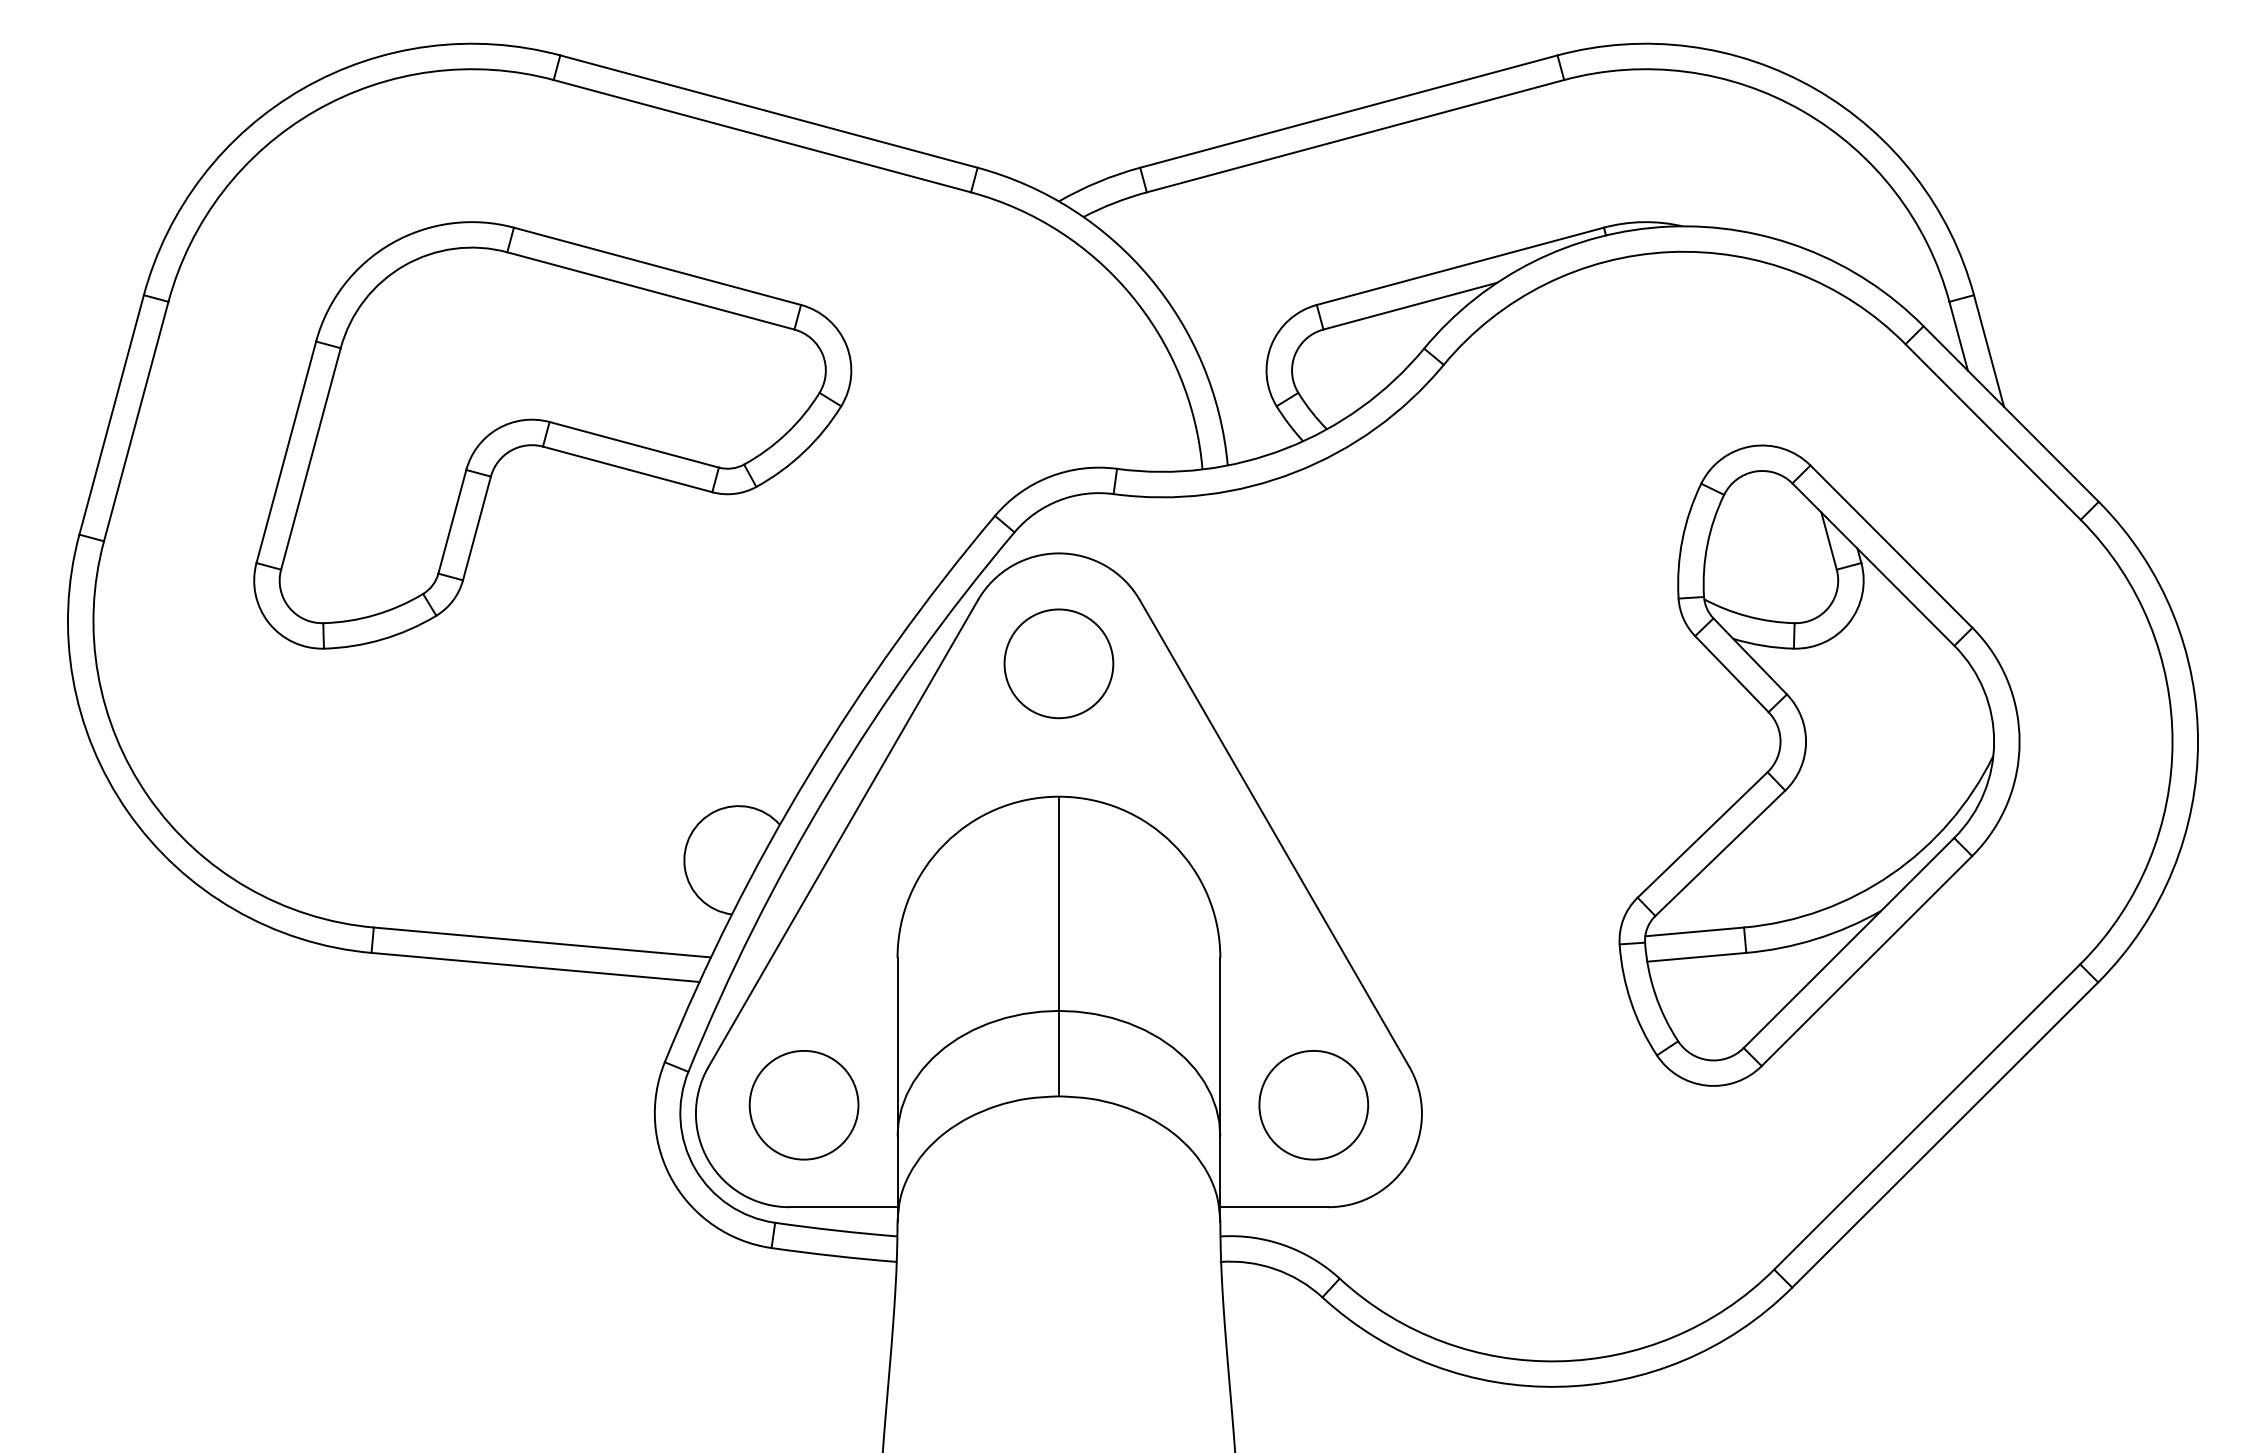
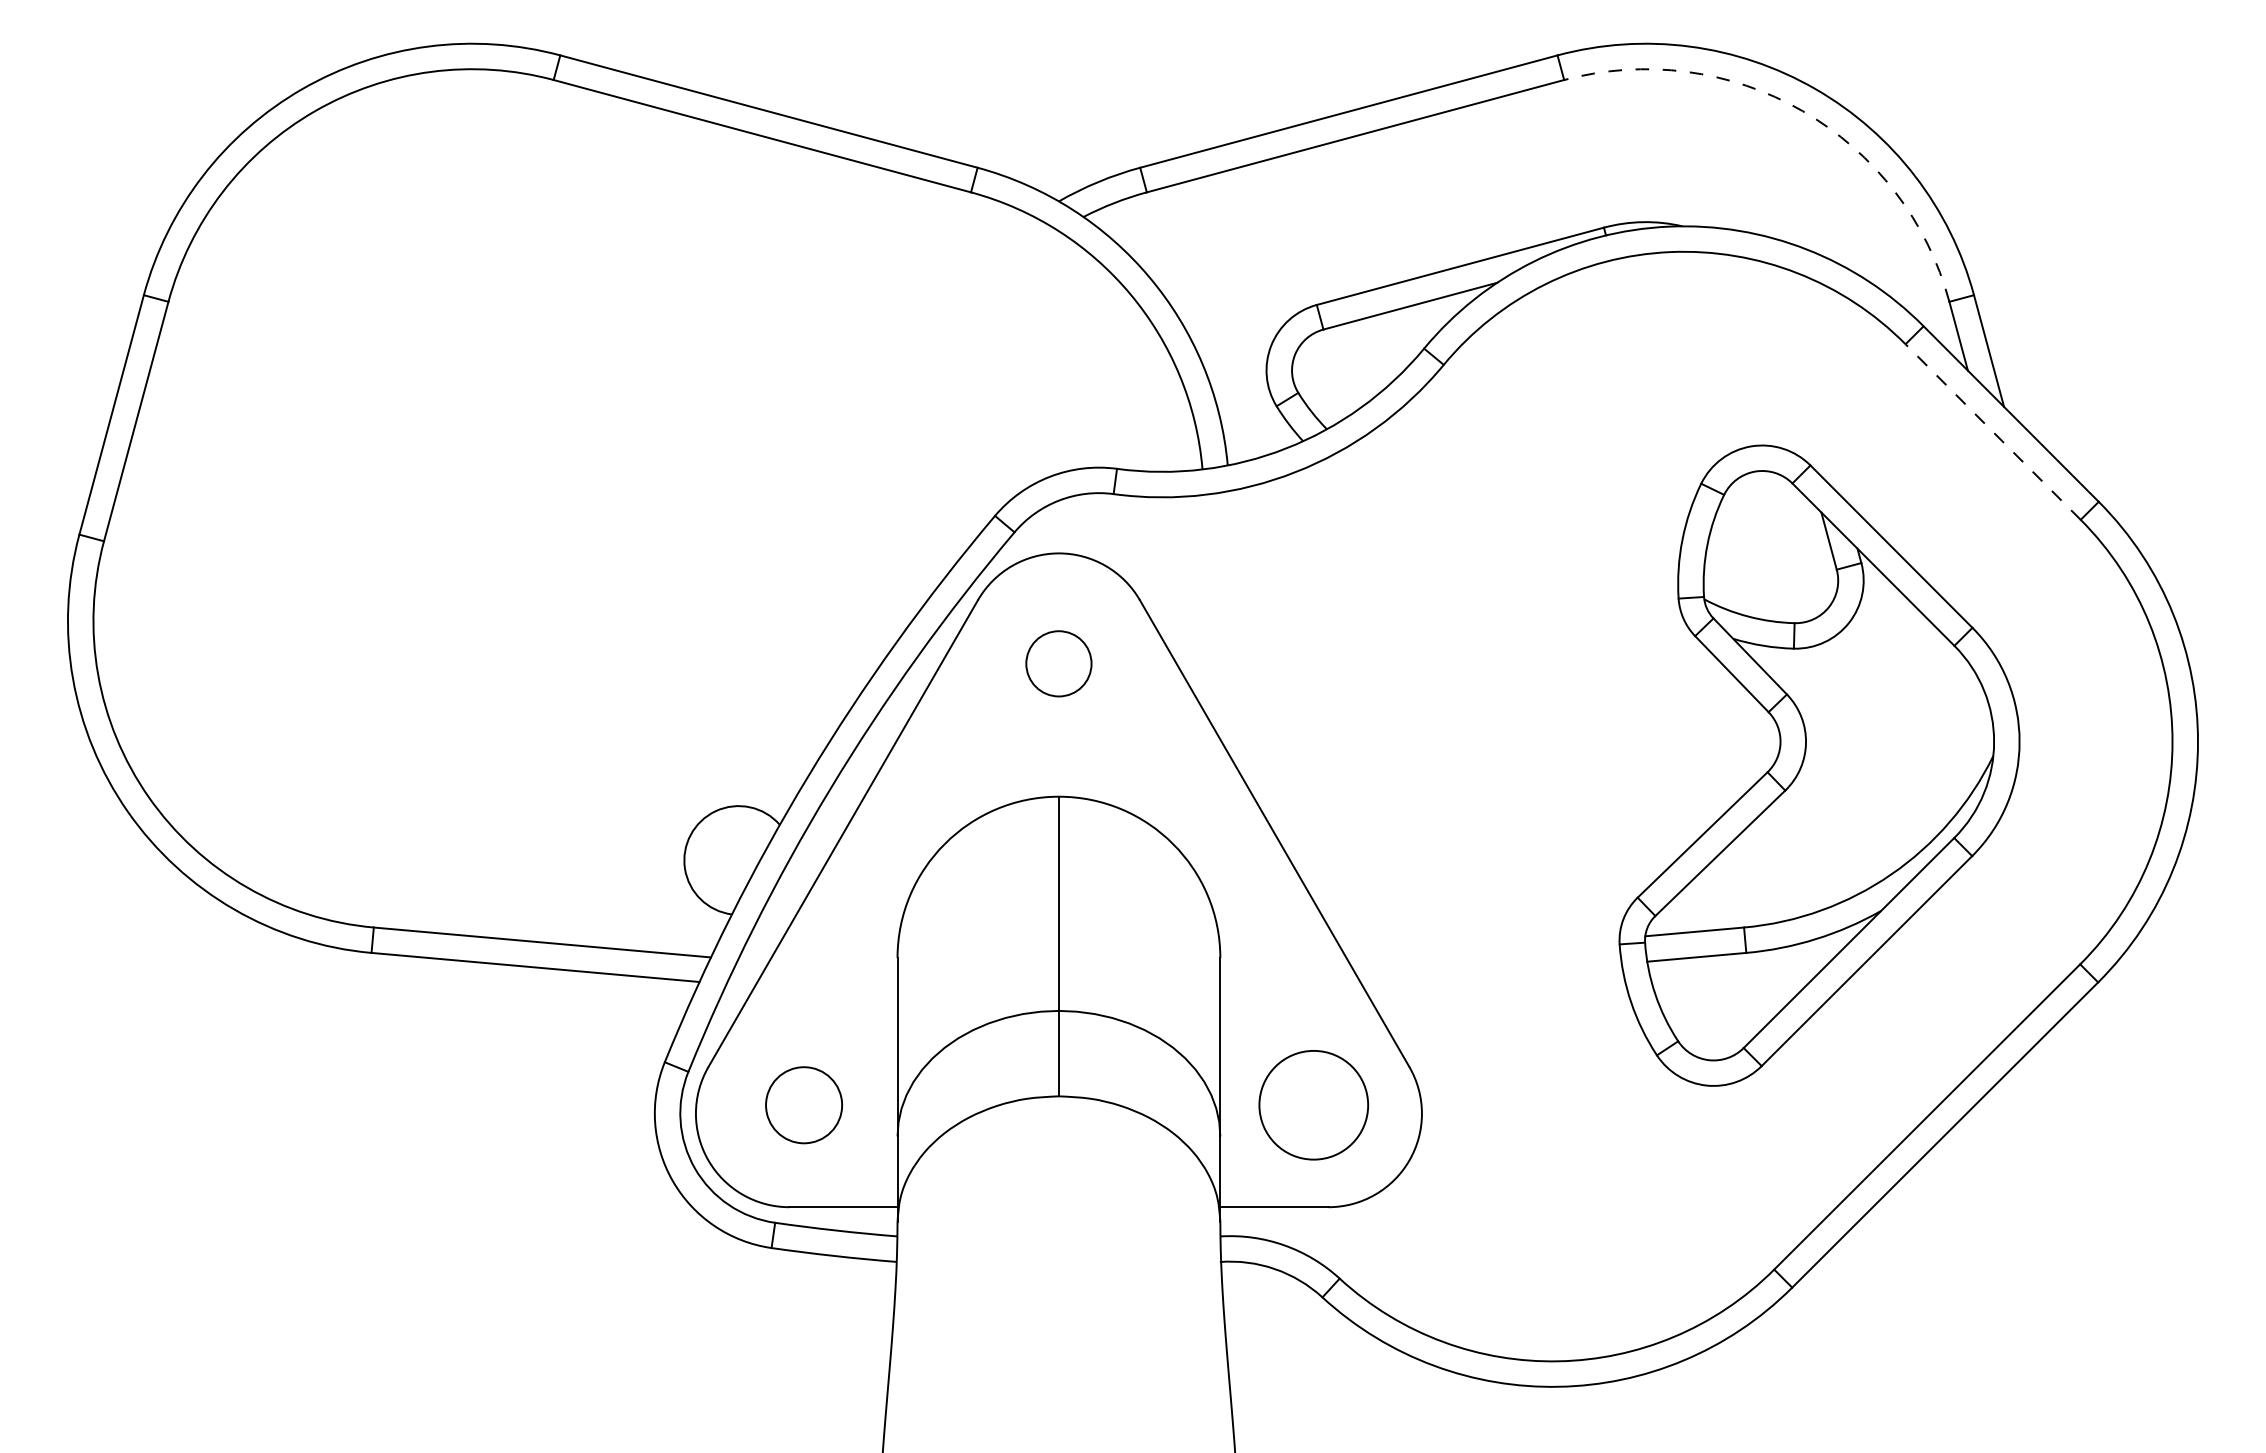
arc: solid -> dashed (1802, 111)
line: solid -> dashed (1992, 431)
part: present -> none (552, 435)
circle diameter: 109 px -> 65 px (1058, 663)
circle diameter: 109 px -> 76 px (804, 1105)
